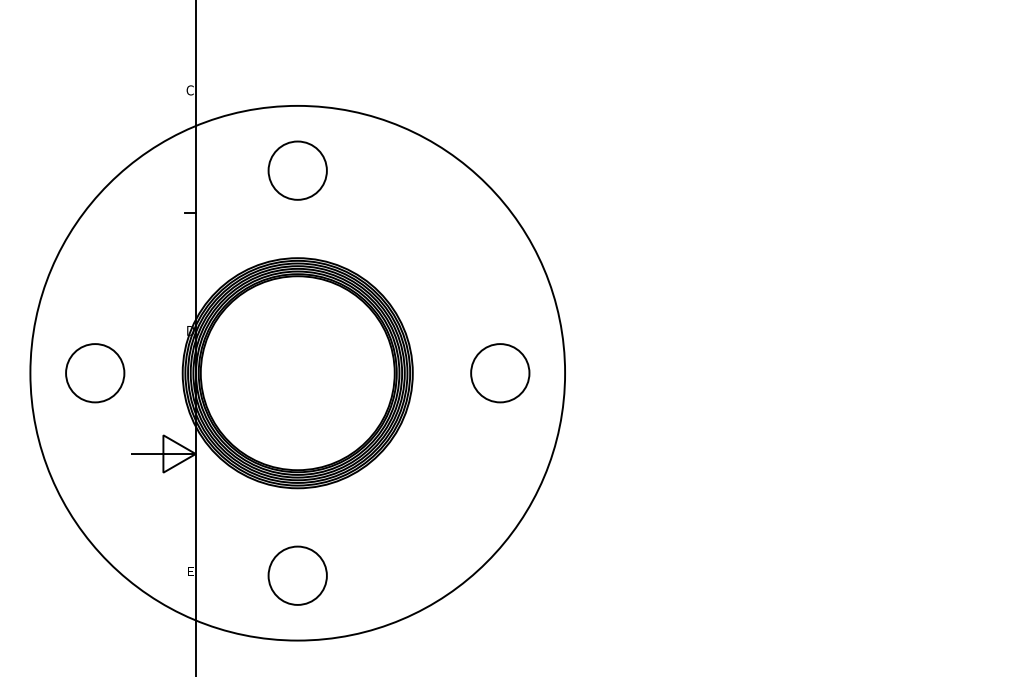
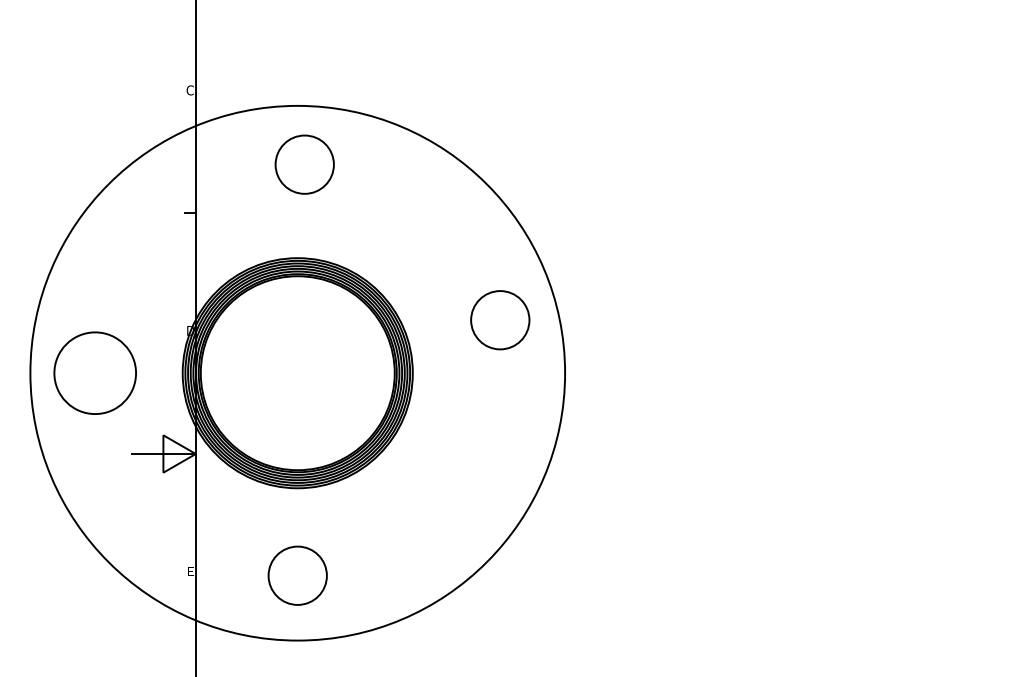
circle position: (297, 170) -> (304, 164) (304, 164)
circle diameter: 58 px -> 82 px (95, 373)
circle position: (500, 373) -> (500, 320) (500, 320)
